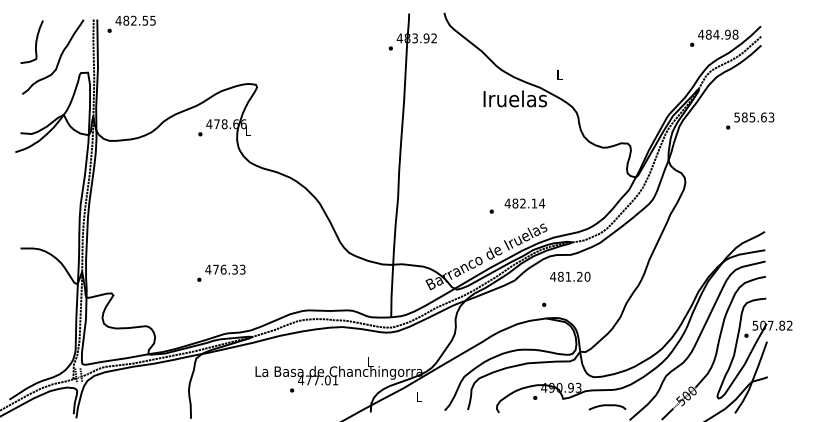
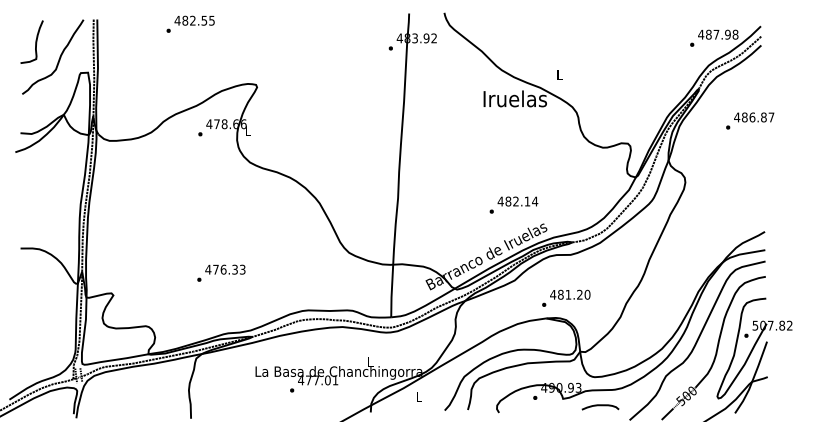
text position: (131, 23) -> (190, 23) (190, 23)
text: 484.98 -> 487.98 (716, 34)
text: 585.63 -> 486.87 (754, 117)
text position: (524, 203) -> (517, 201) (517, 201)
text position: (570, 276) -> (570, 294) (570, 294)
curve position: (607, 406) -> (600, 406) (600, 406)
